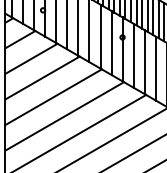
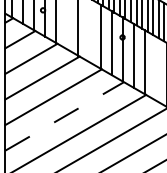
line: present -> none (67, 25)
line: present -> none (89, 32)
line: present -> none (155, 68)
line: solid -> dashed (65, 116)
